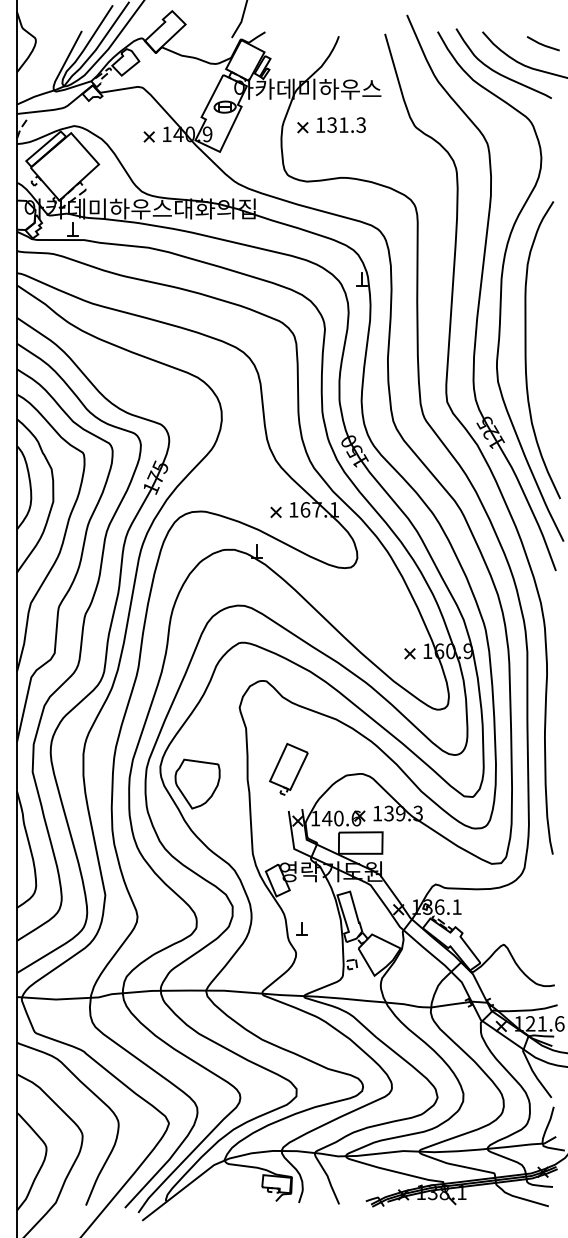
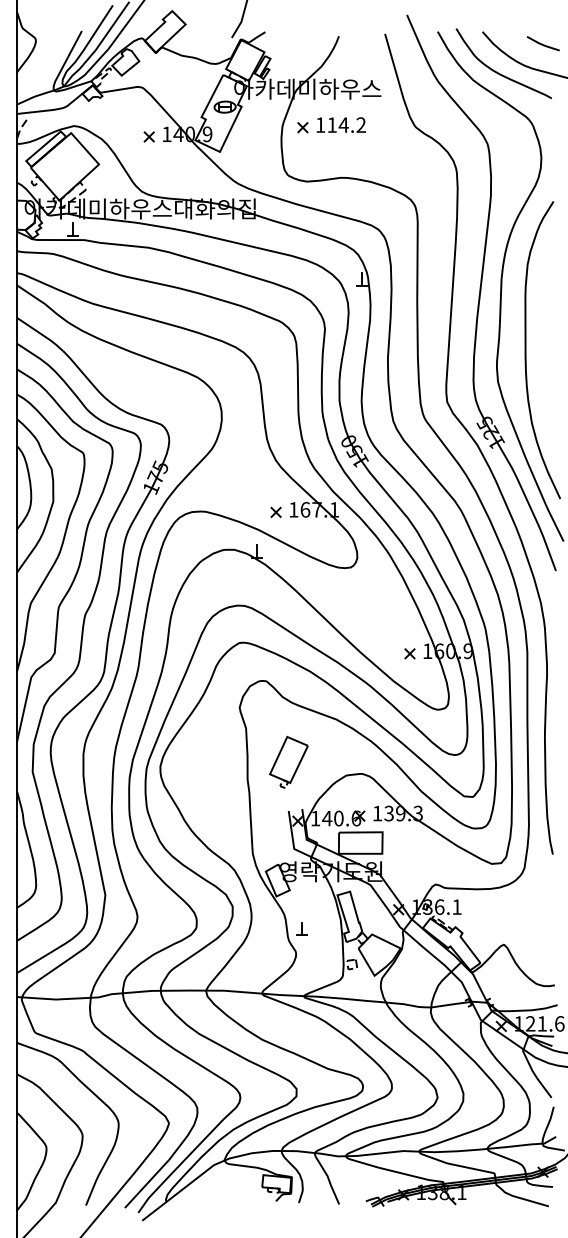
text: 131.3 -> 114.2 (346, 124)
part position: (288, 769) -> (288, 762) (288, 762)
part: present -> none (197, 783)
